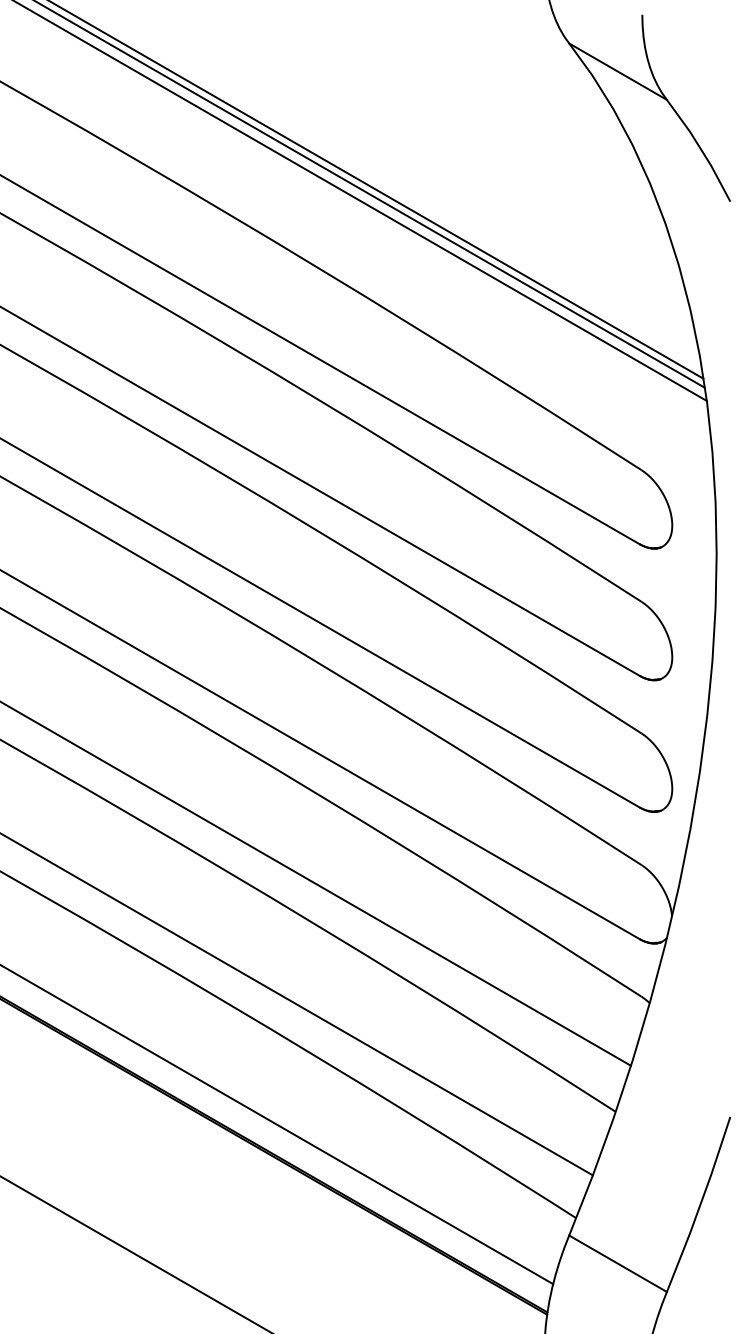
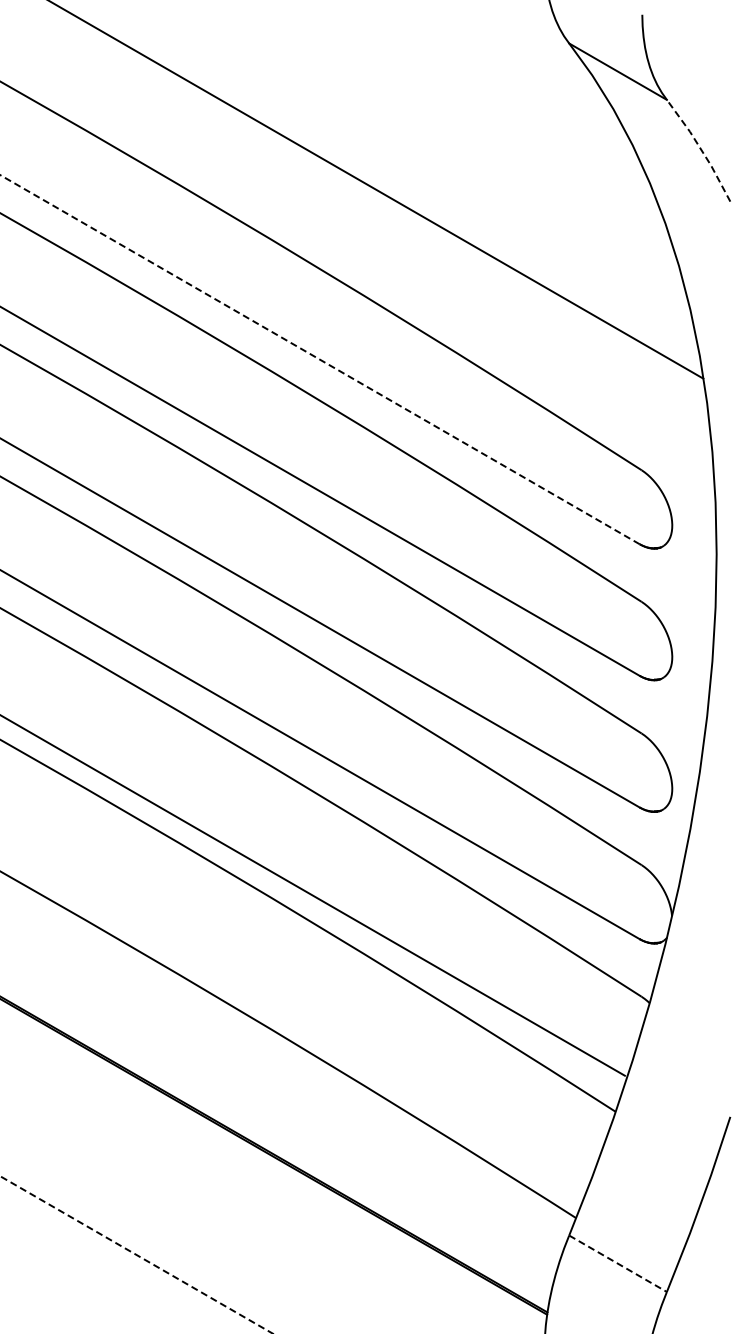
line: solid -> dashed (700, 148)
line: present -> none (370, 194)
line: present -> none (361, 201)
line: solid -> dashed (320, 359)
line position: (316, 884) -> (313, 895) (313, 895)
line: present -> none (297, 1004)
line: present -> none (277, 1124)
line: solid -> dashed (136, 1255)
line: solid -> dashed (618, 1264)
